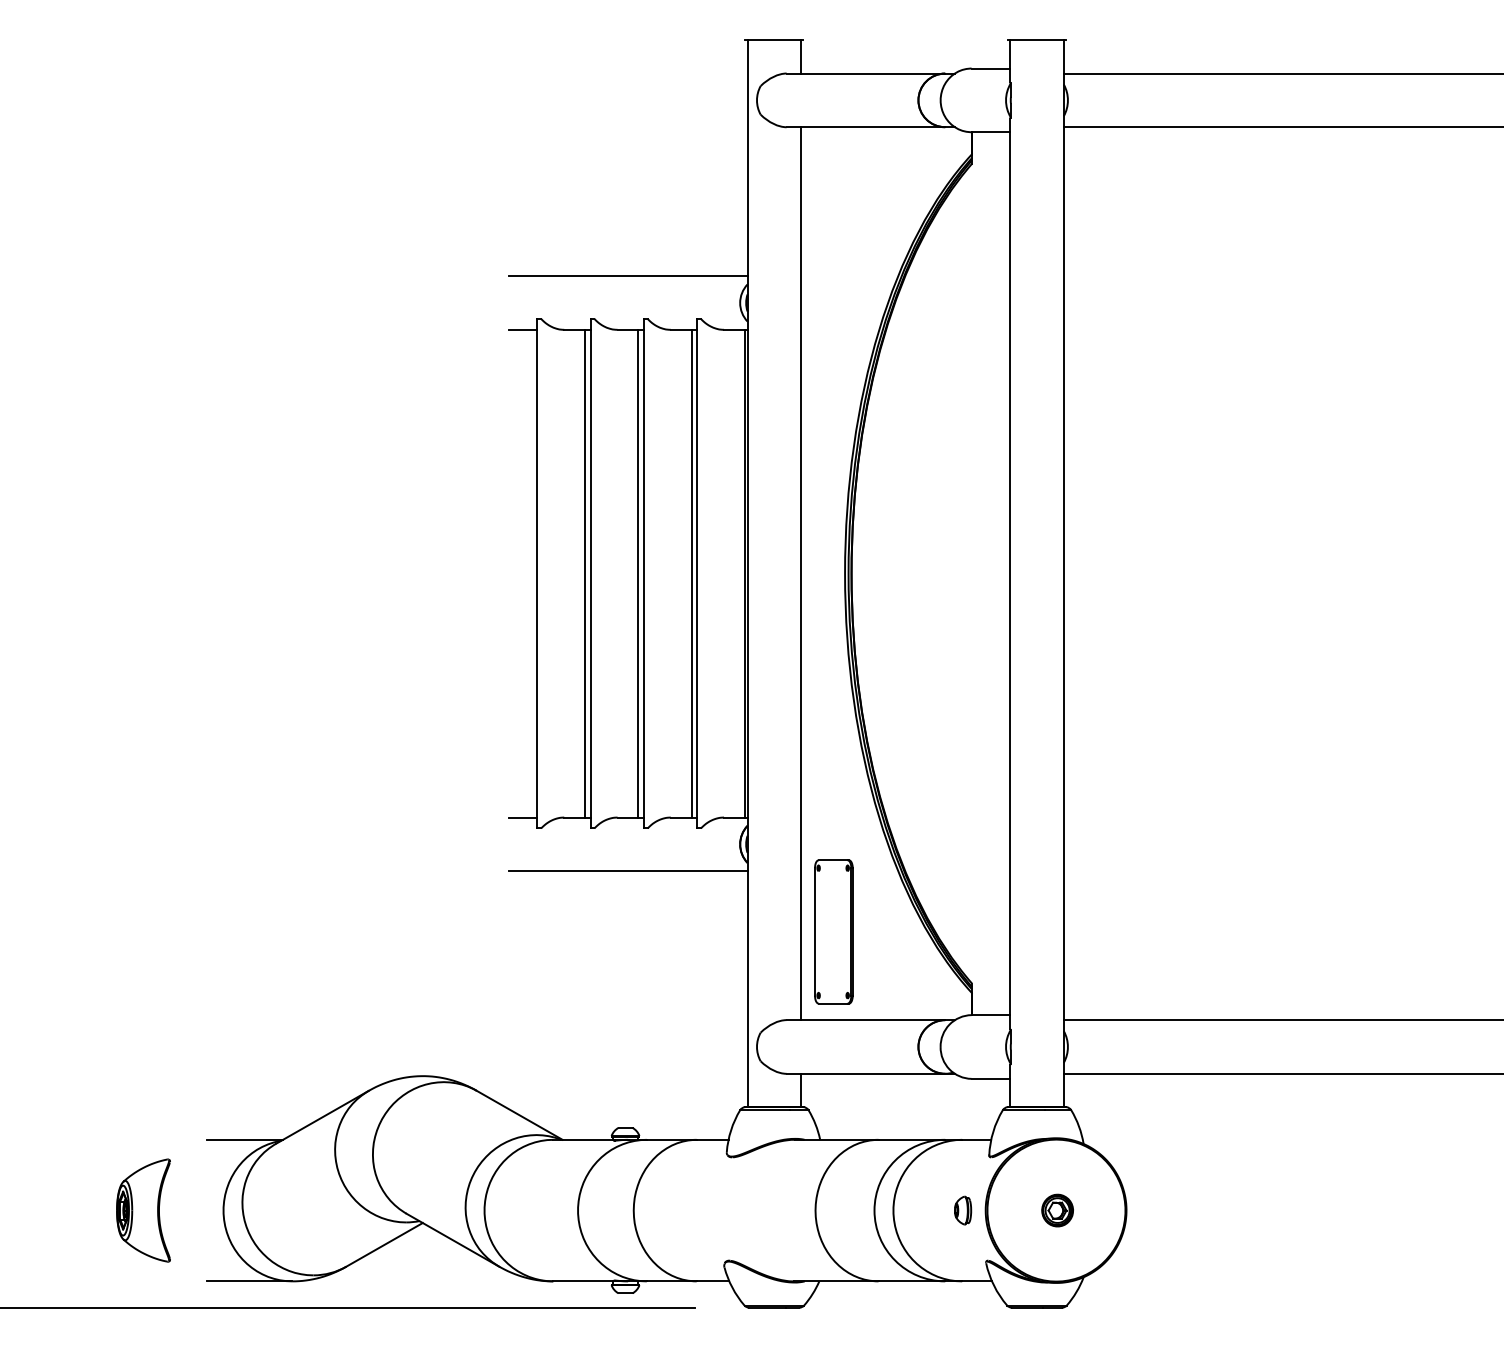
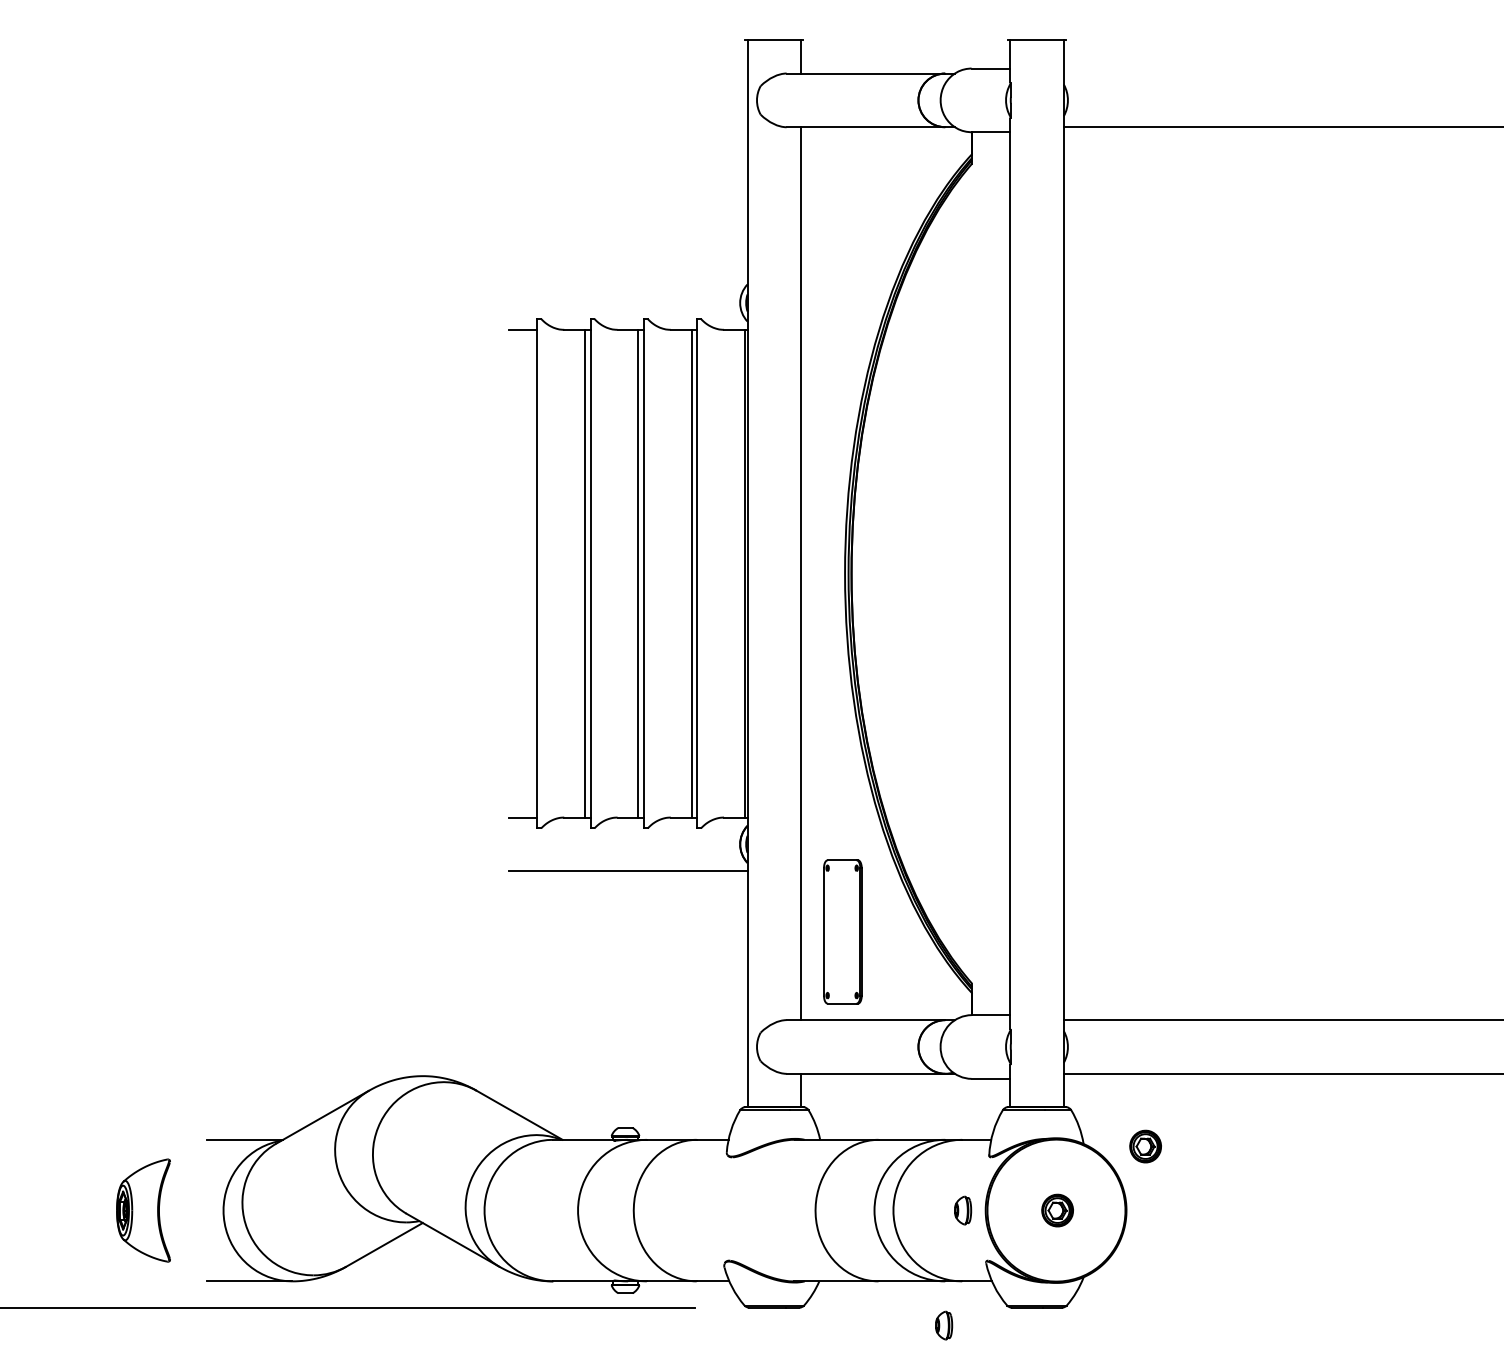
line: present -> none (1281, 73)
line: present -> none (628, 276)
part position: (833, 931) -> (842, 931) (842, 931)
part: none -> present (1145, 1146)
part: none -> present (944, 1325)
